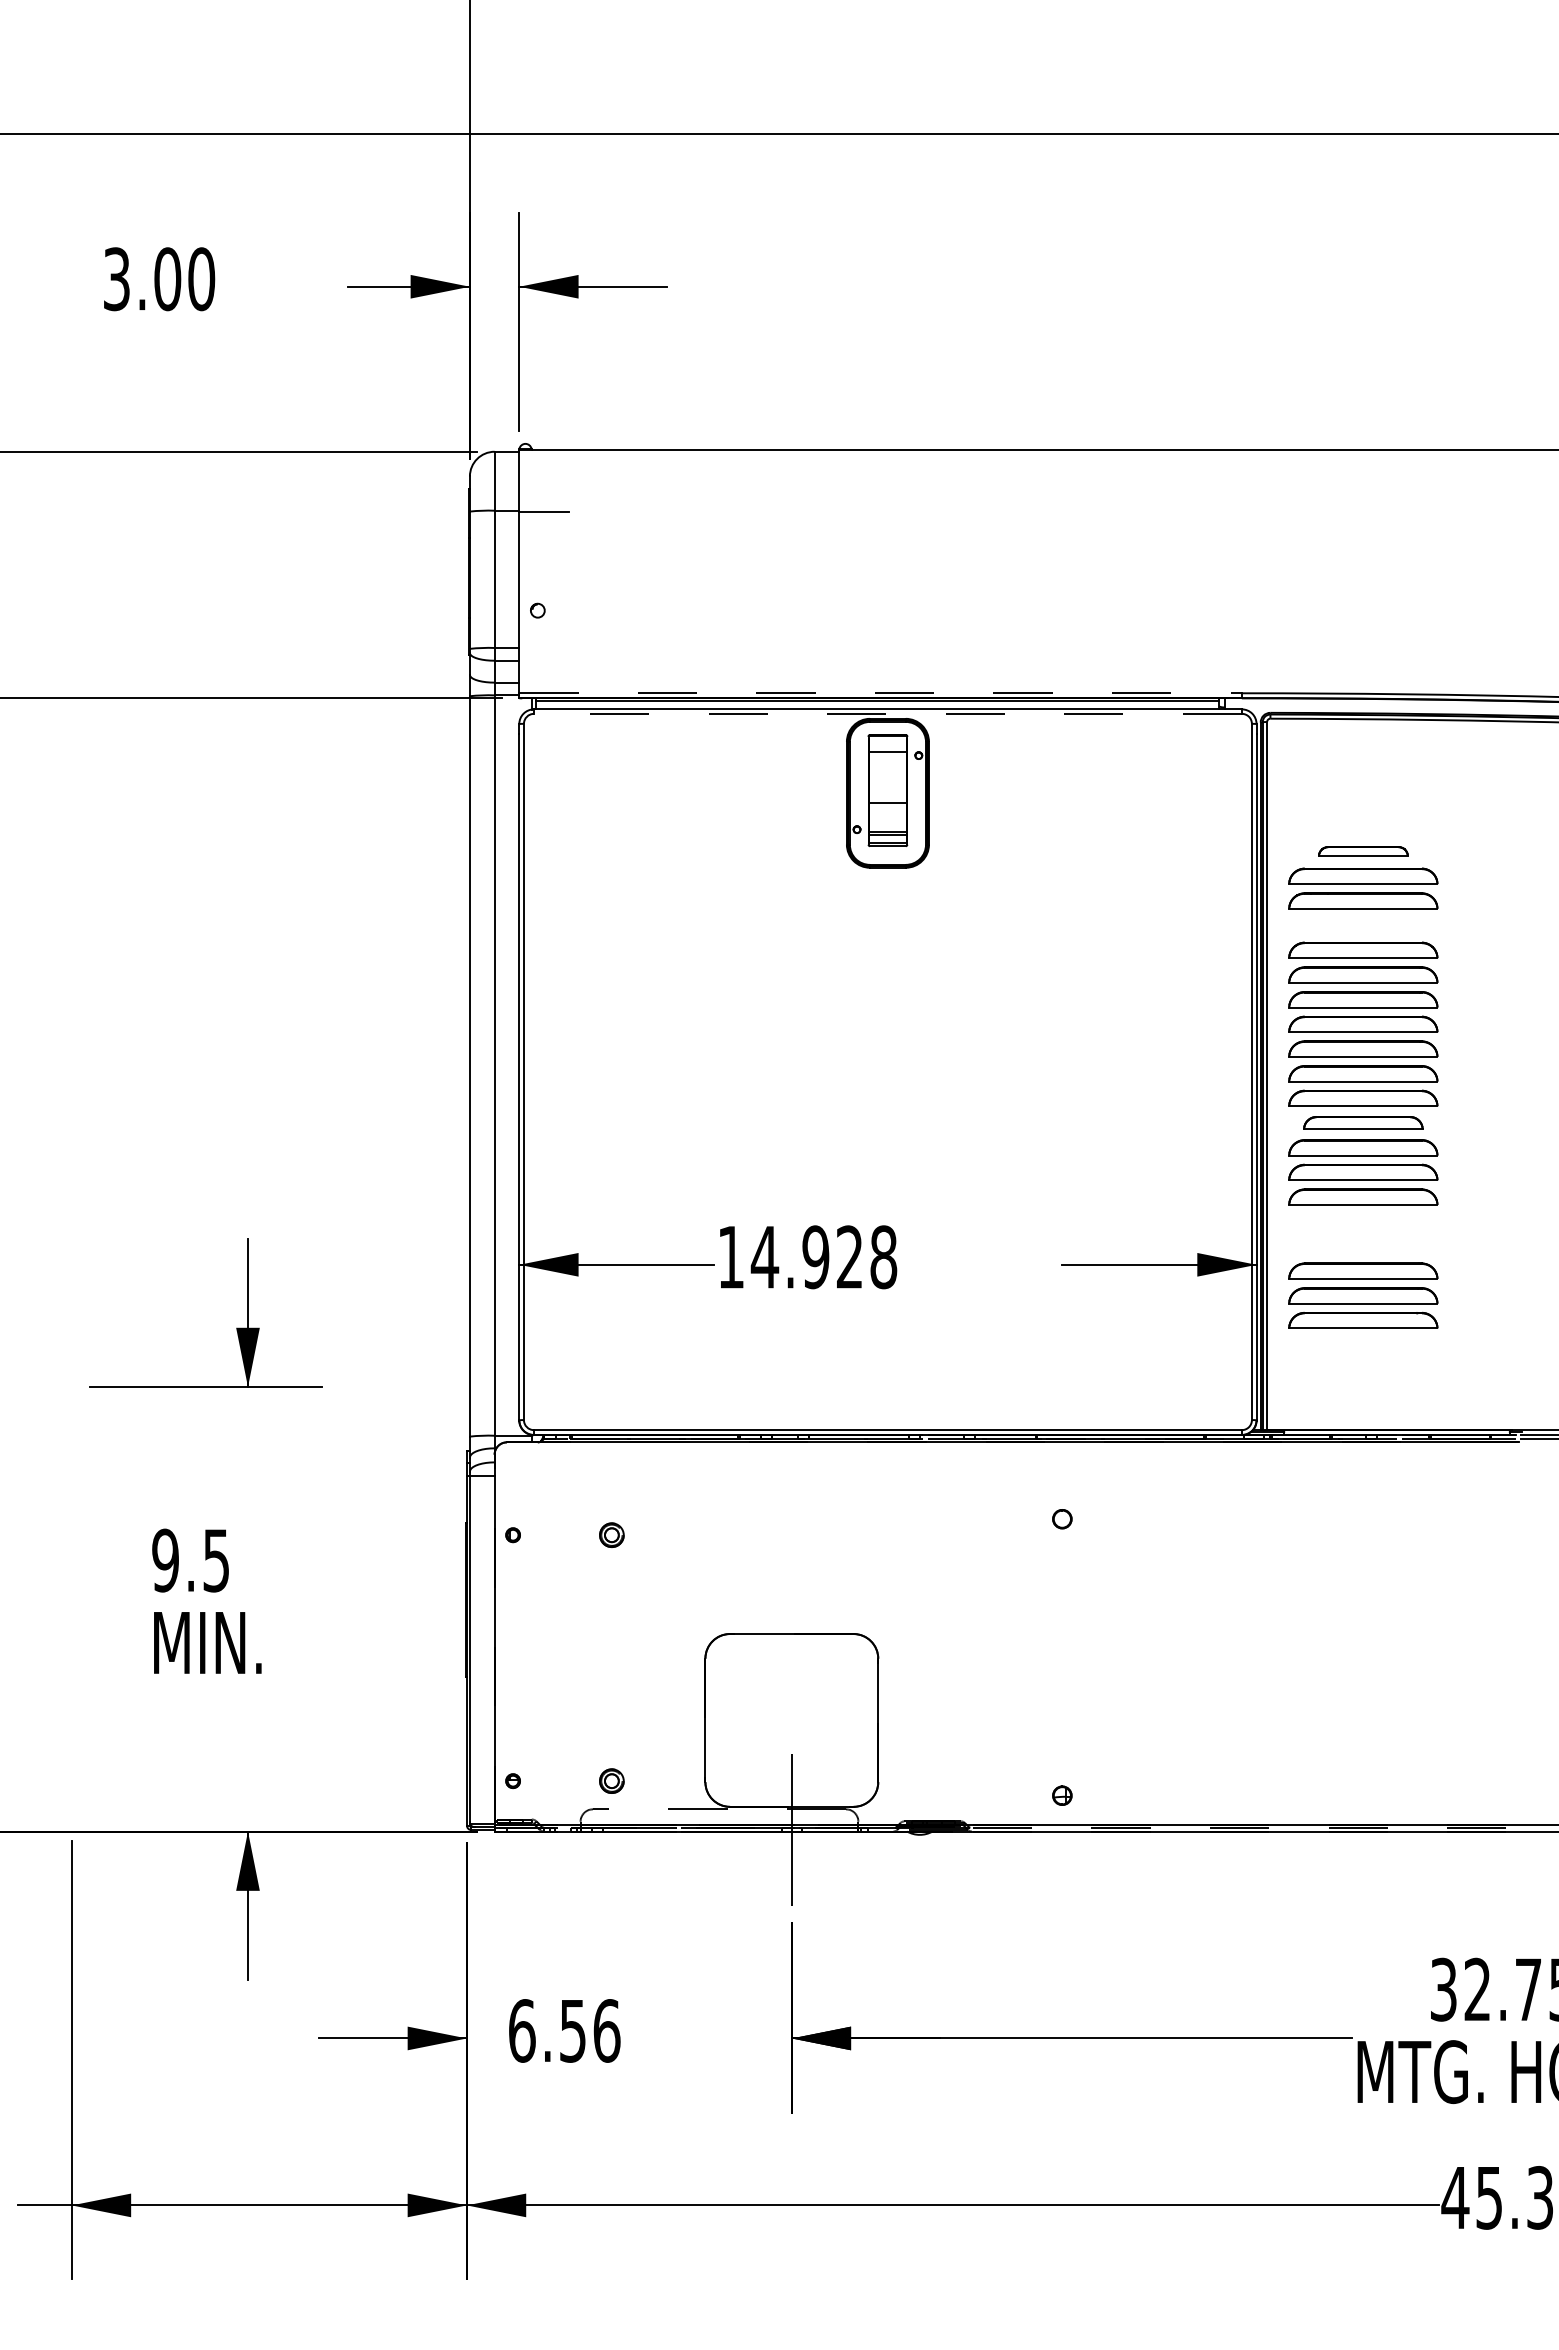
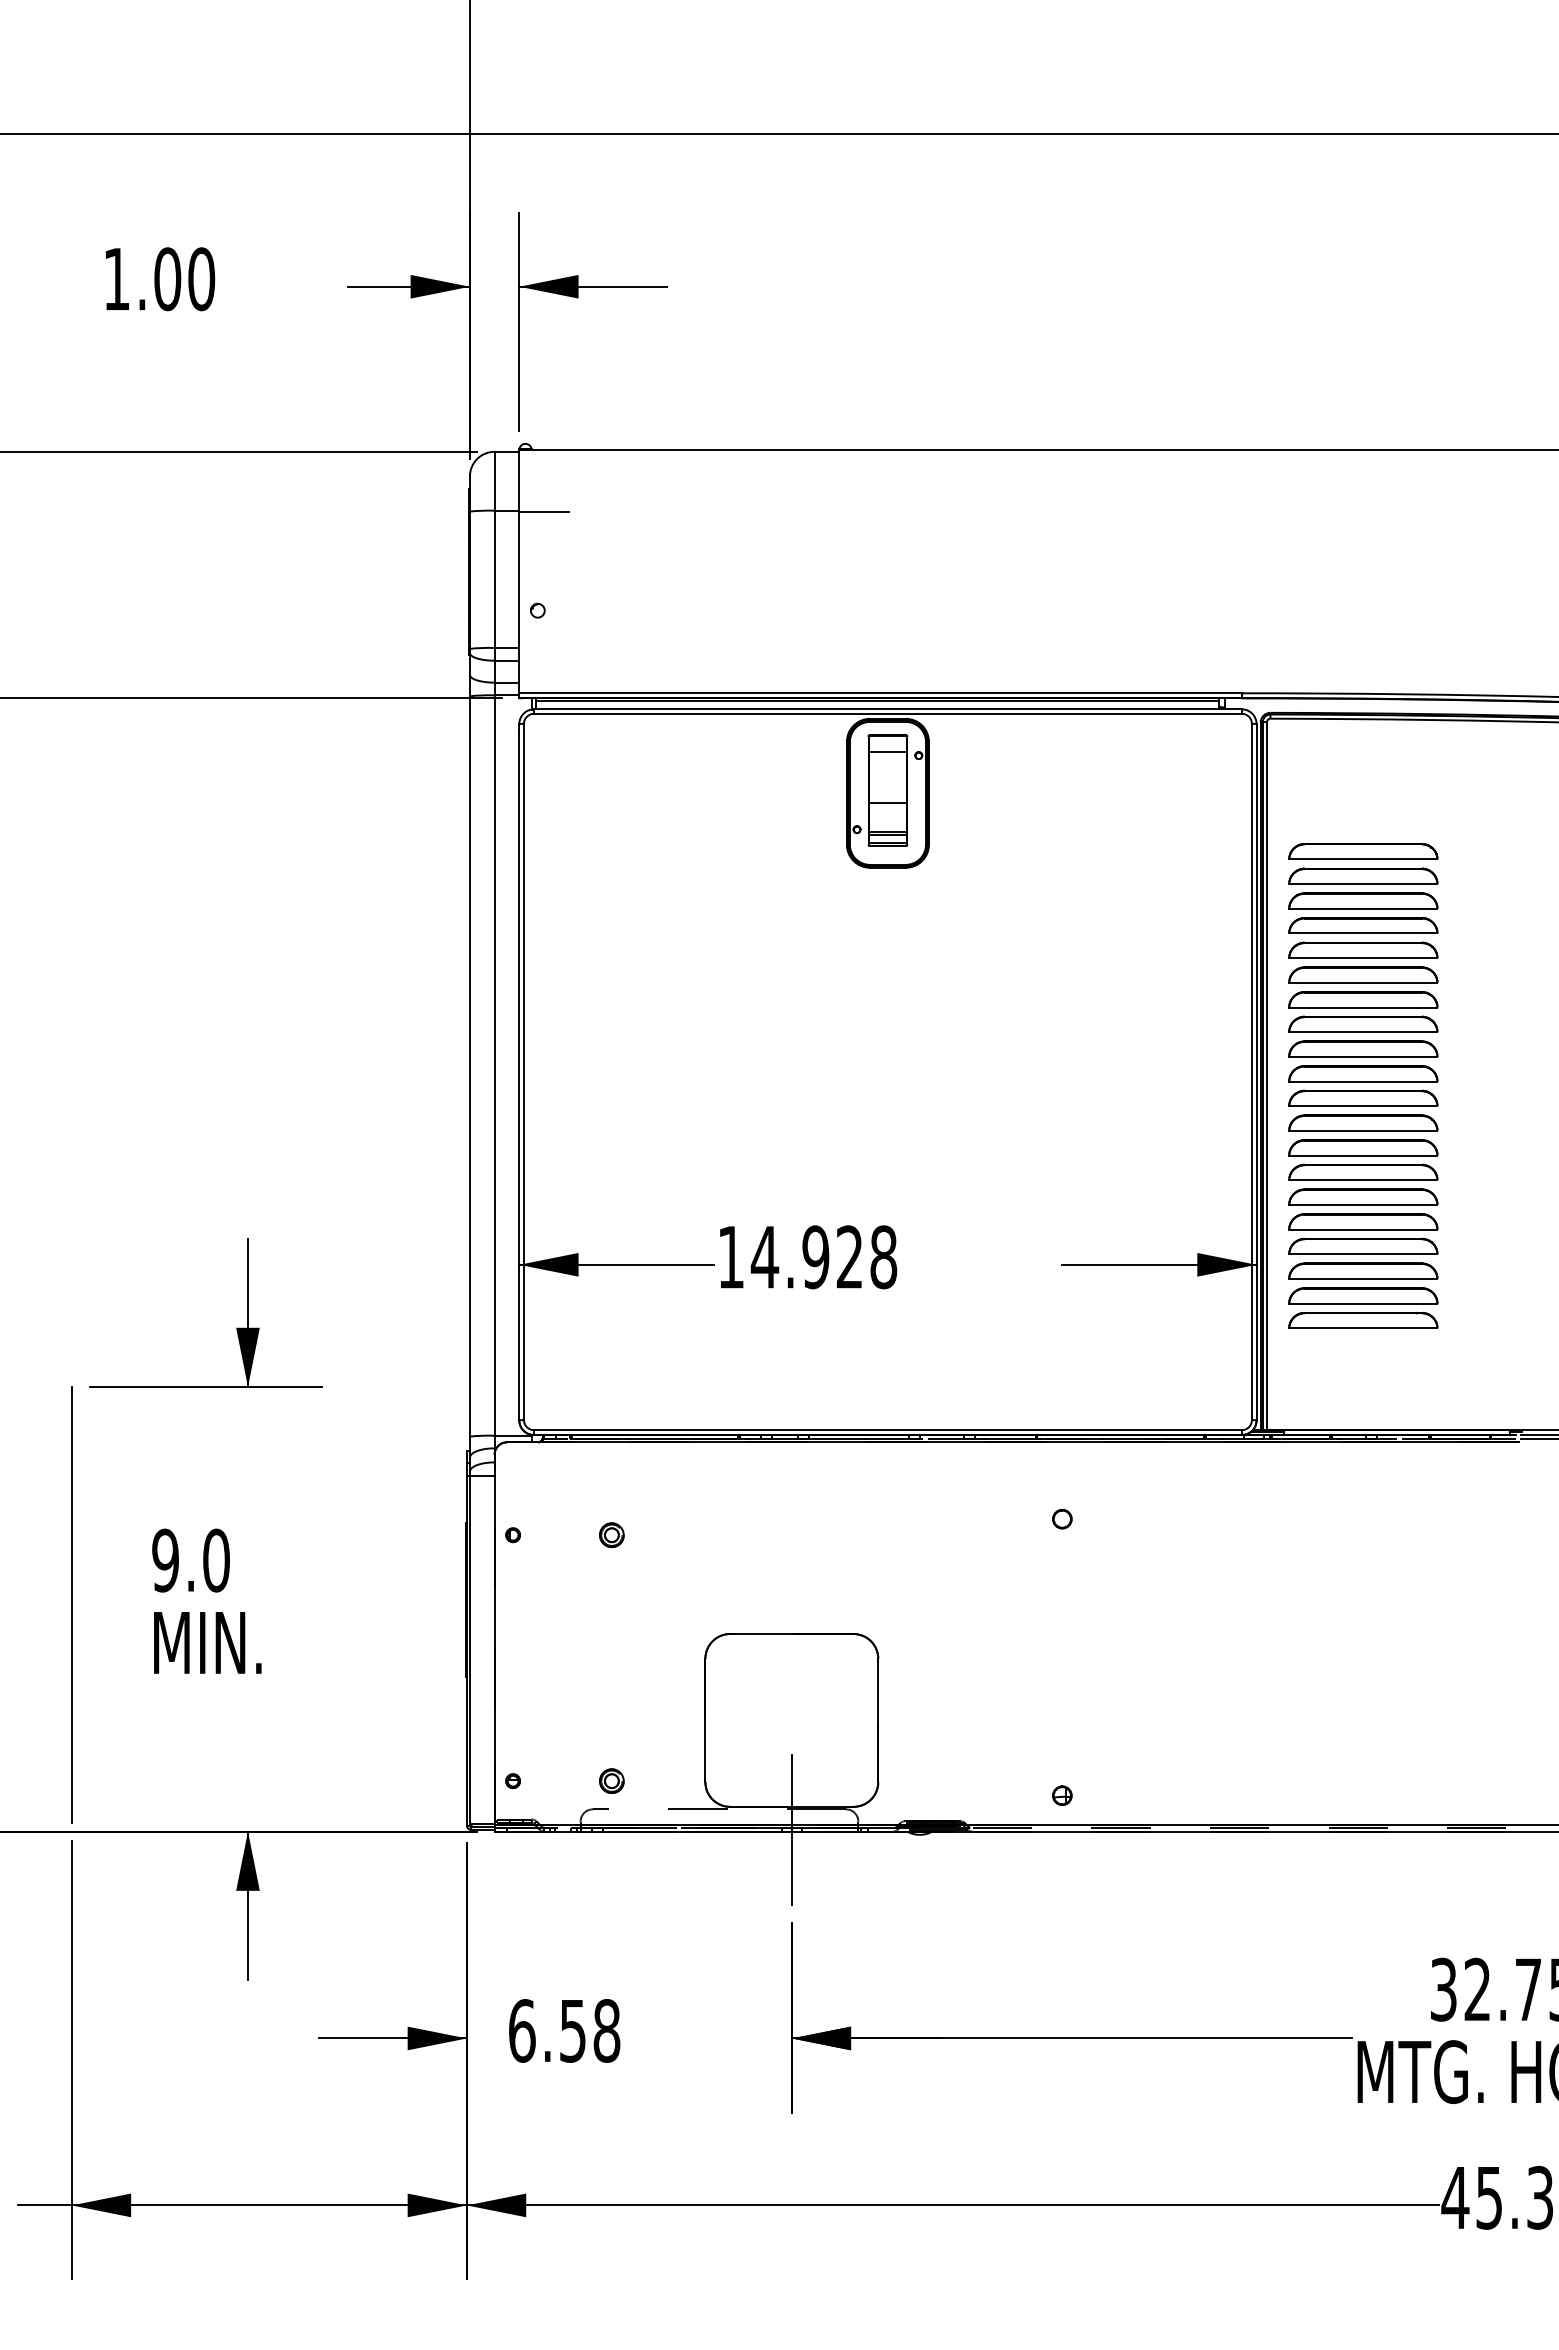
text: 3.00 -> 1.00 (116, 279)
line: dashed -> solid (881, 693)
line: dashed -> solid (887, 713)
part size: 91x11 px -> 151x17 px (1363, 851)
part: none -> present (1363, 925)
part size: 121x14 px -> 151x18 px (1363, 1122)
part: none -> present (1363, 1233)
text: 9.5 -> 9.0 (216, 1560)
line: none -> present (71, 1605)
text: 6.56 -> 6.58 (606, 2030)
